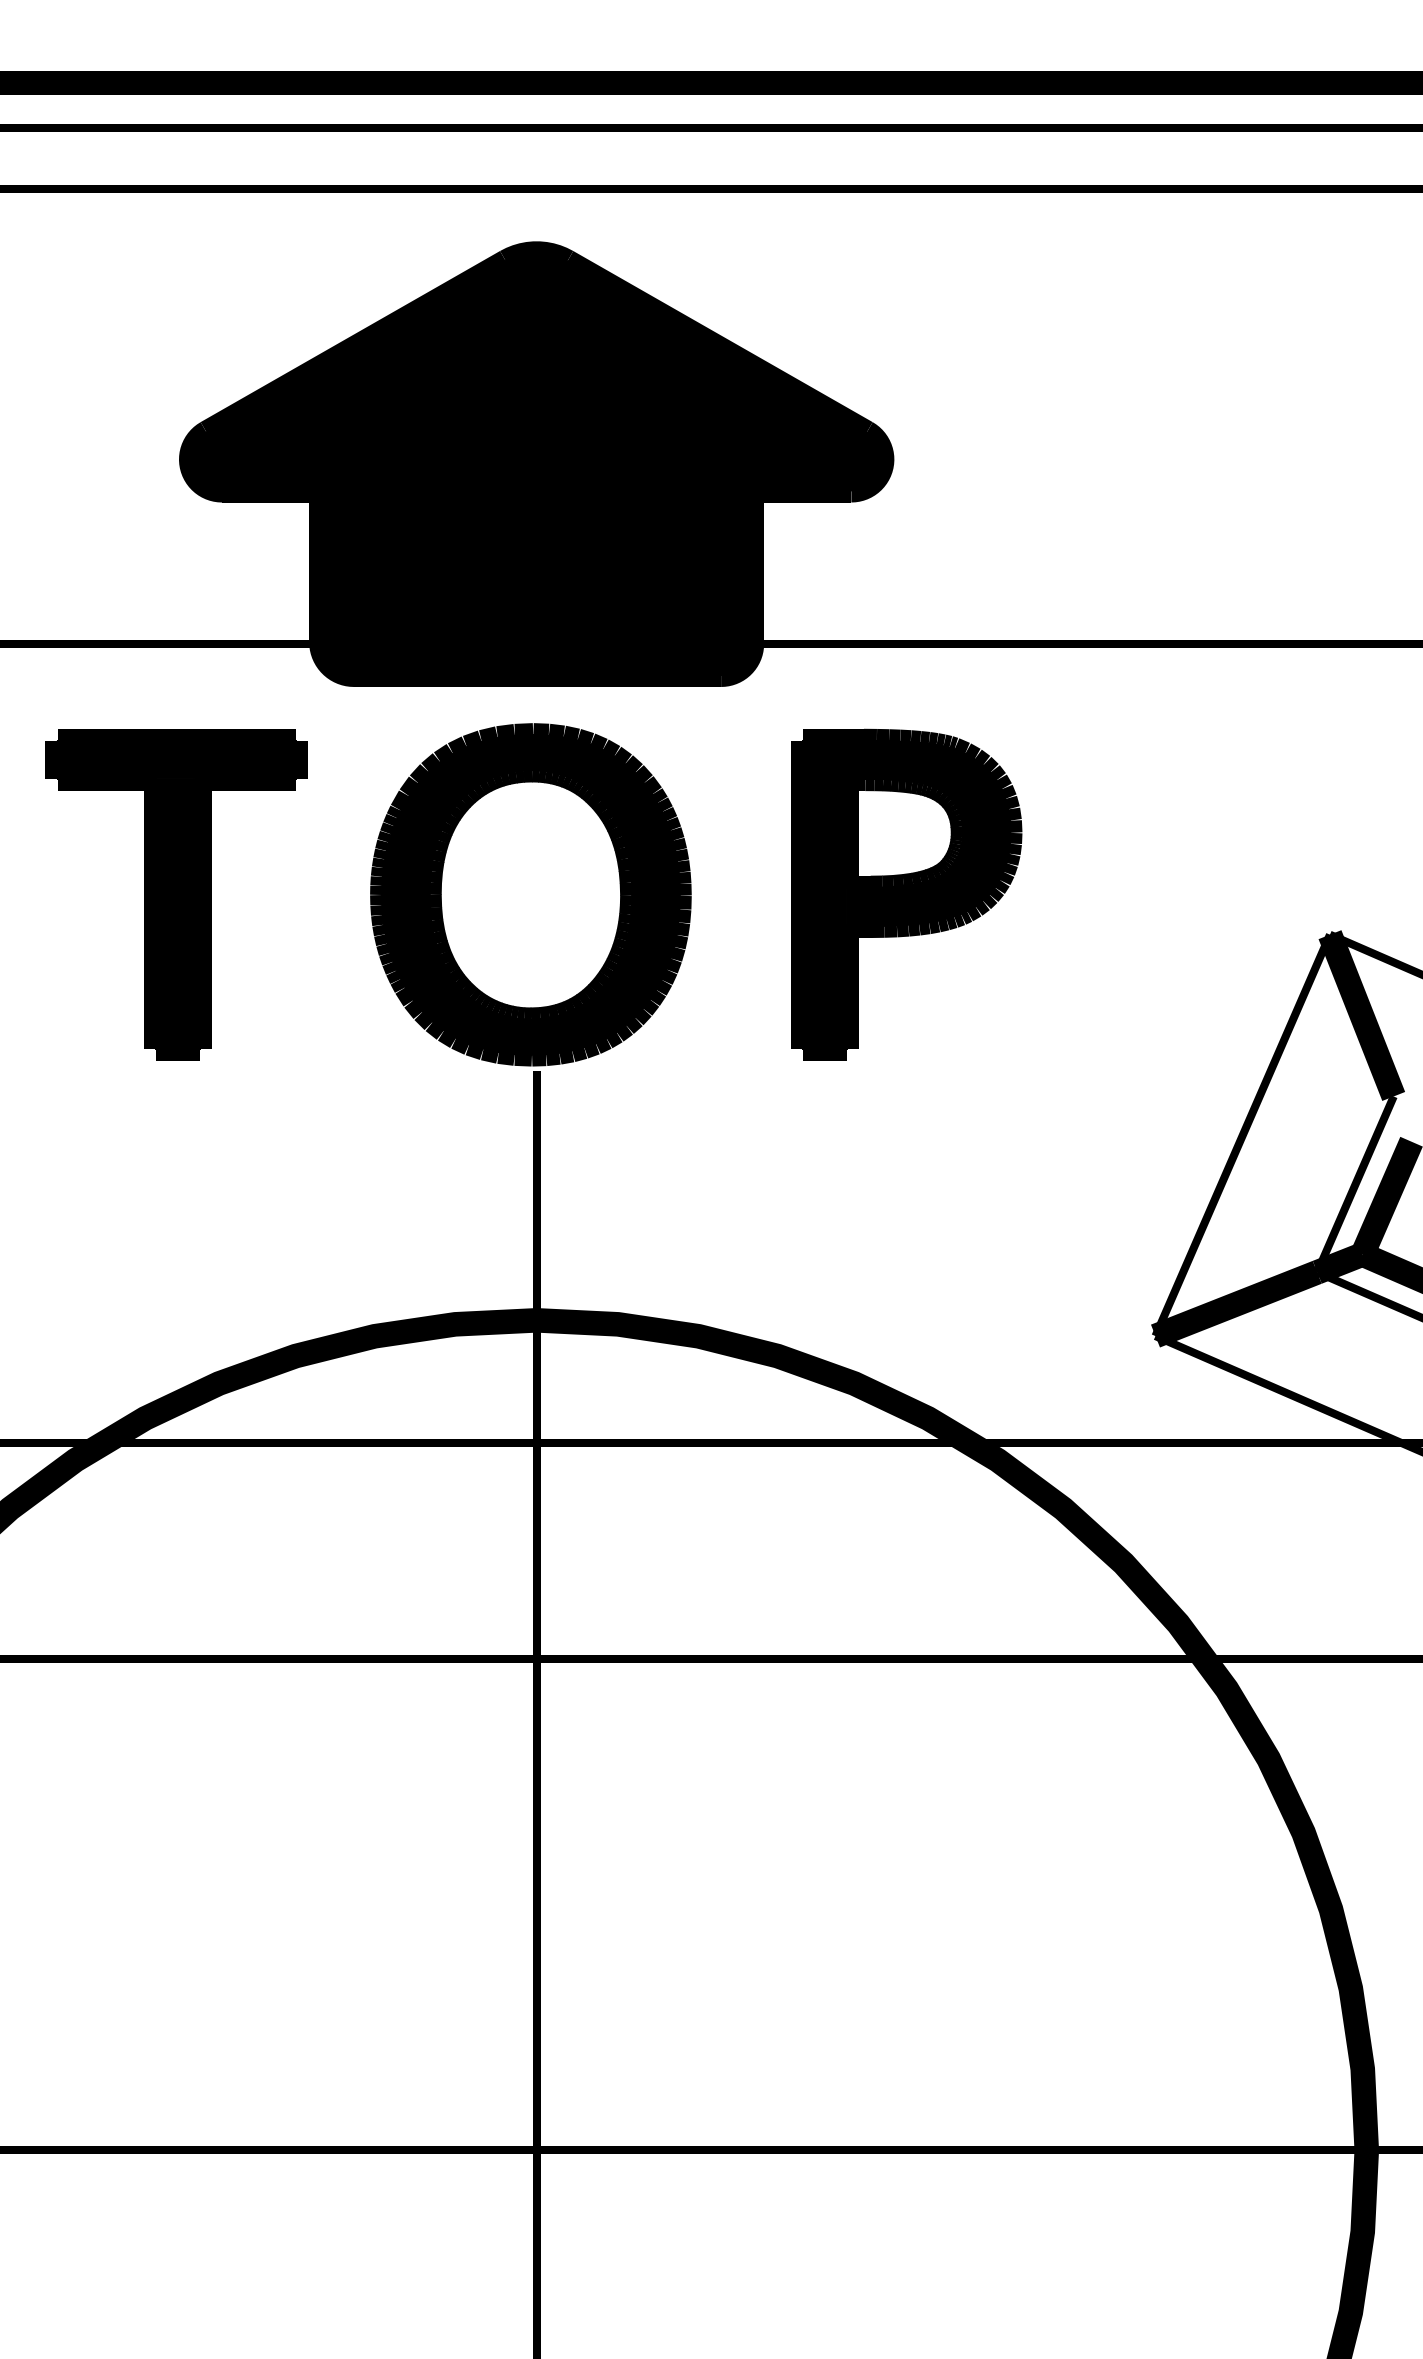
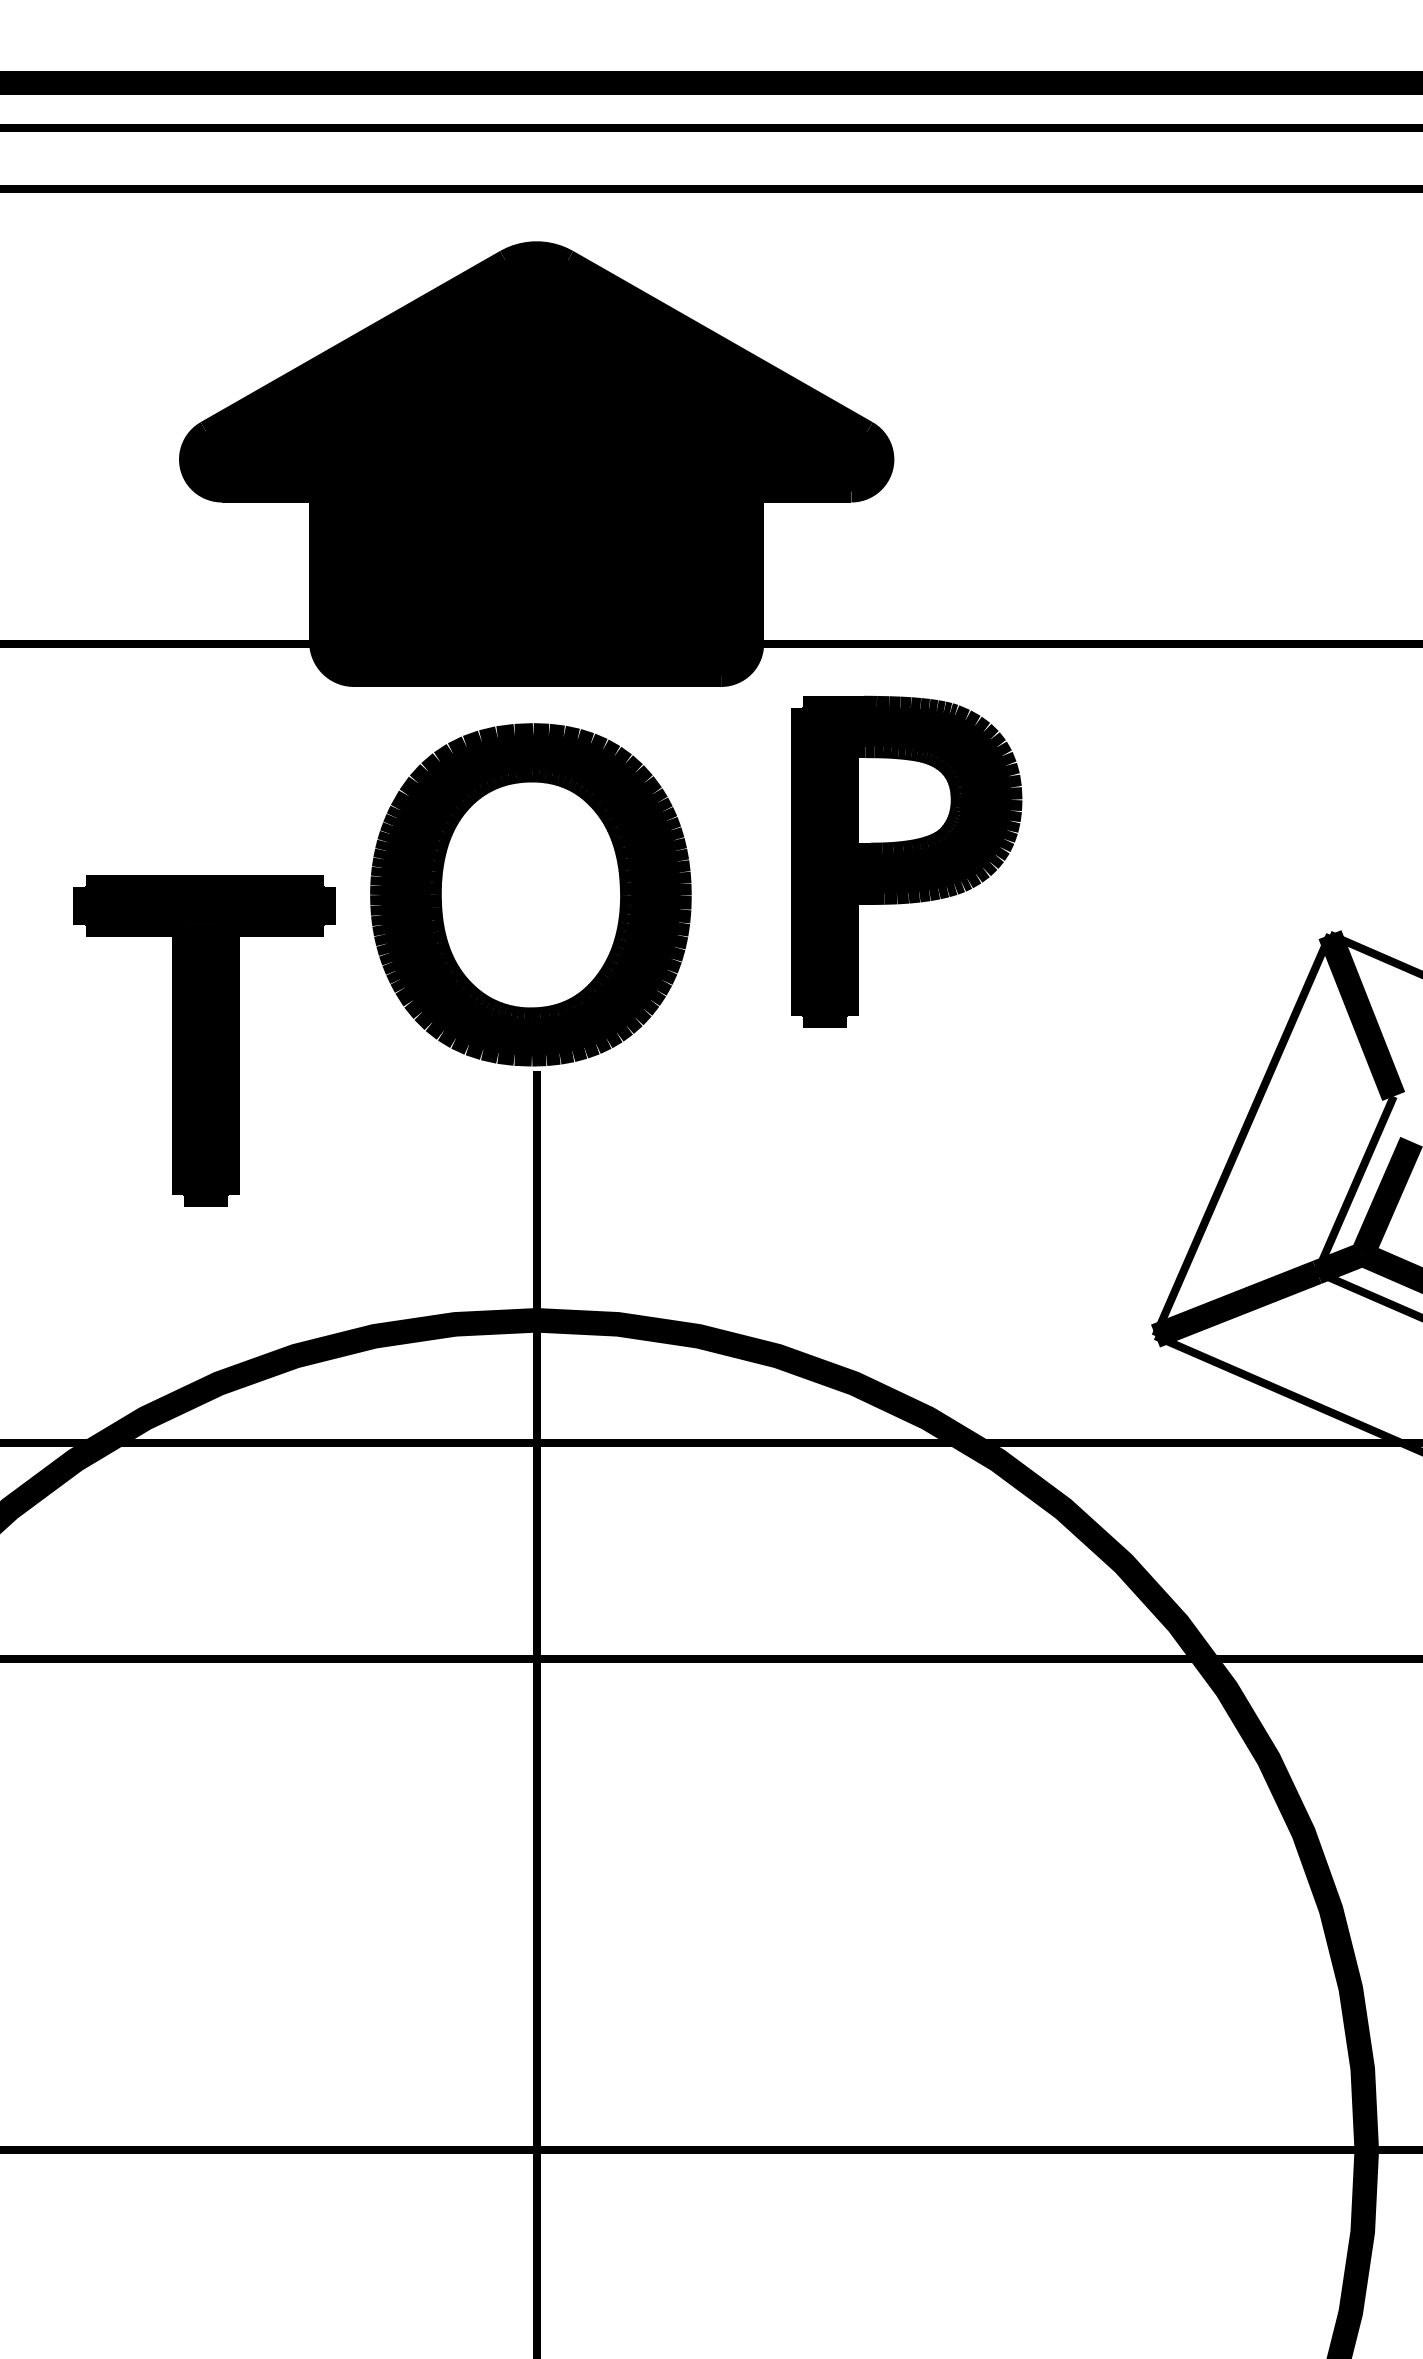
part position: (176, 894) -> (204, 1040) (204, 1040)
part position: (906, 894) -> (906, 861) (906, 861)
